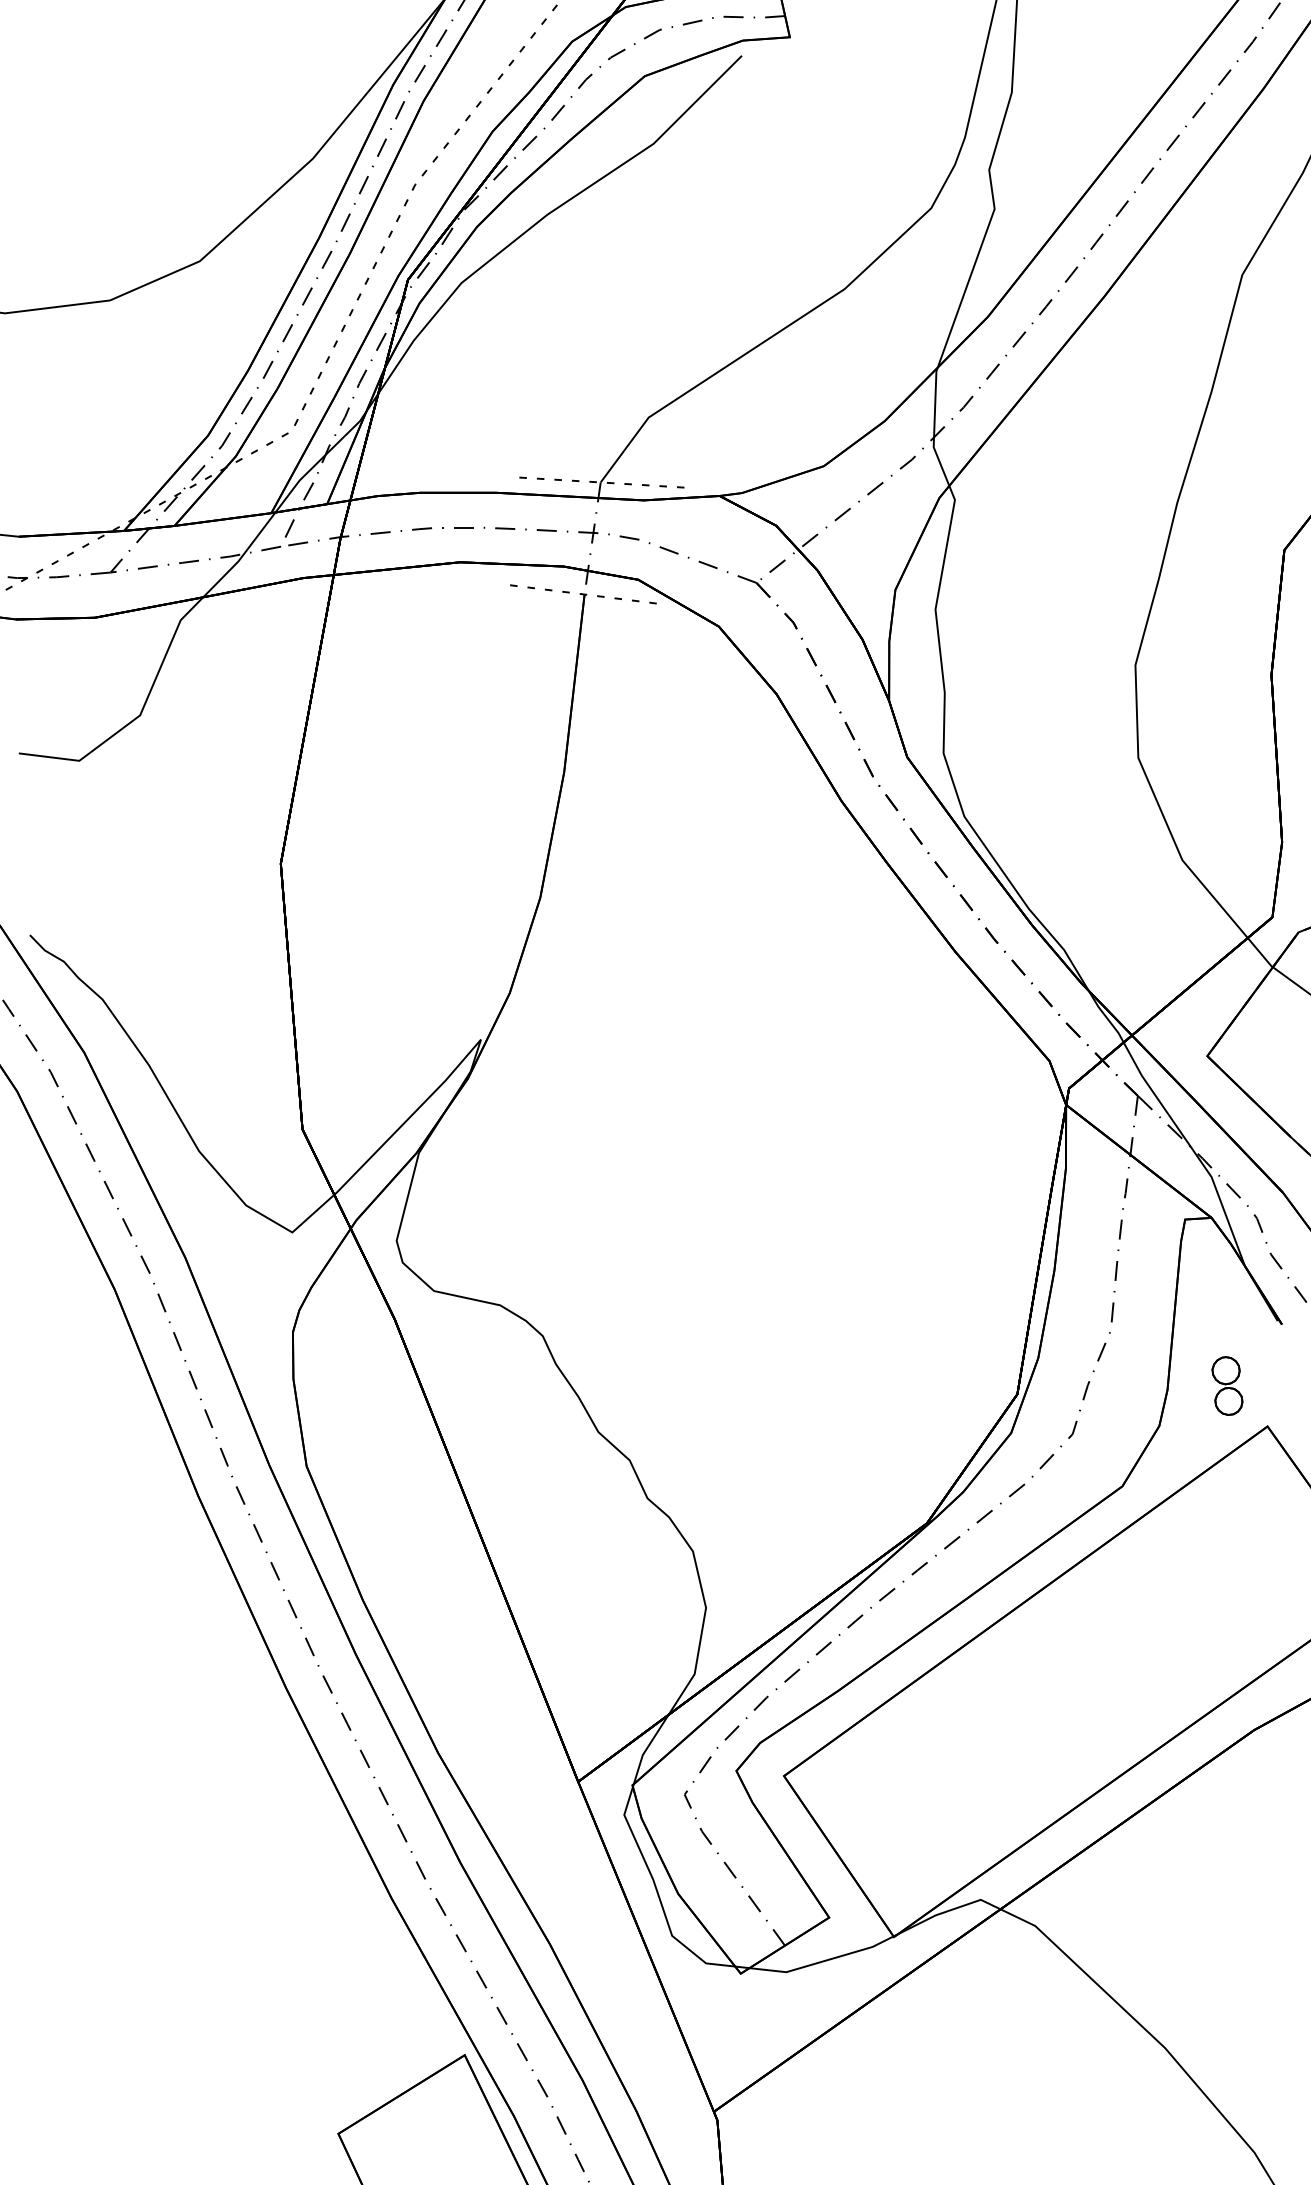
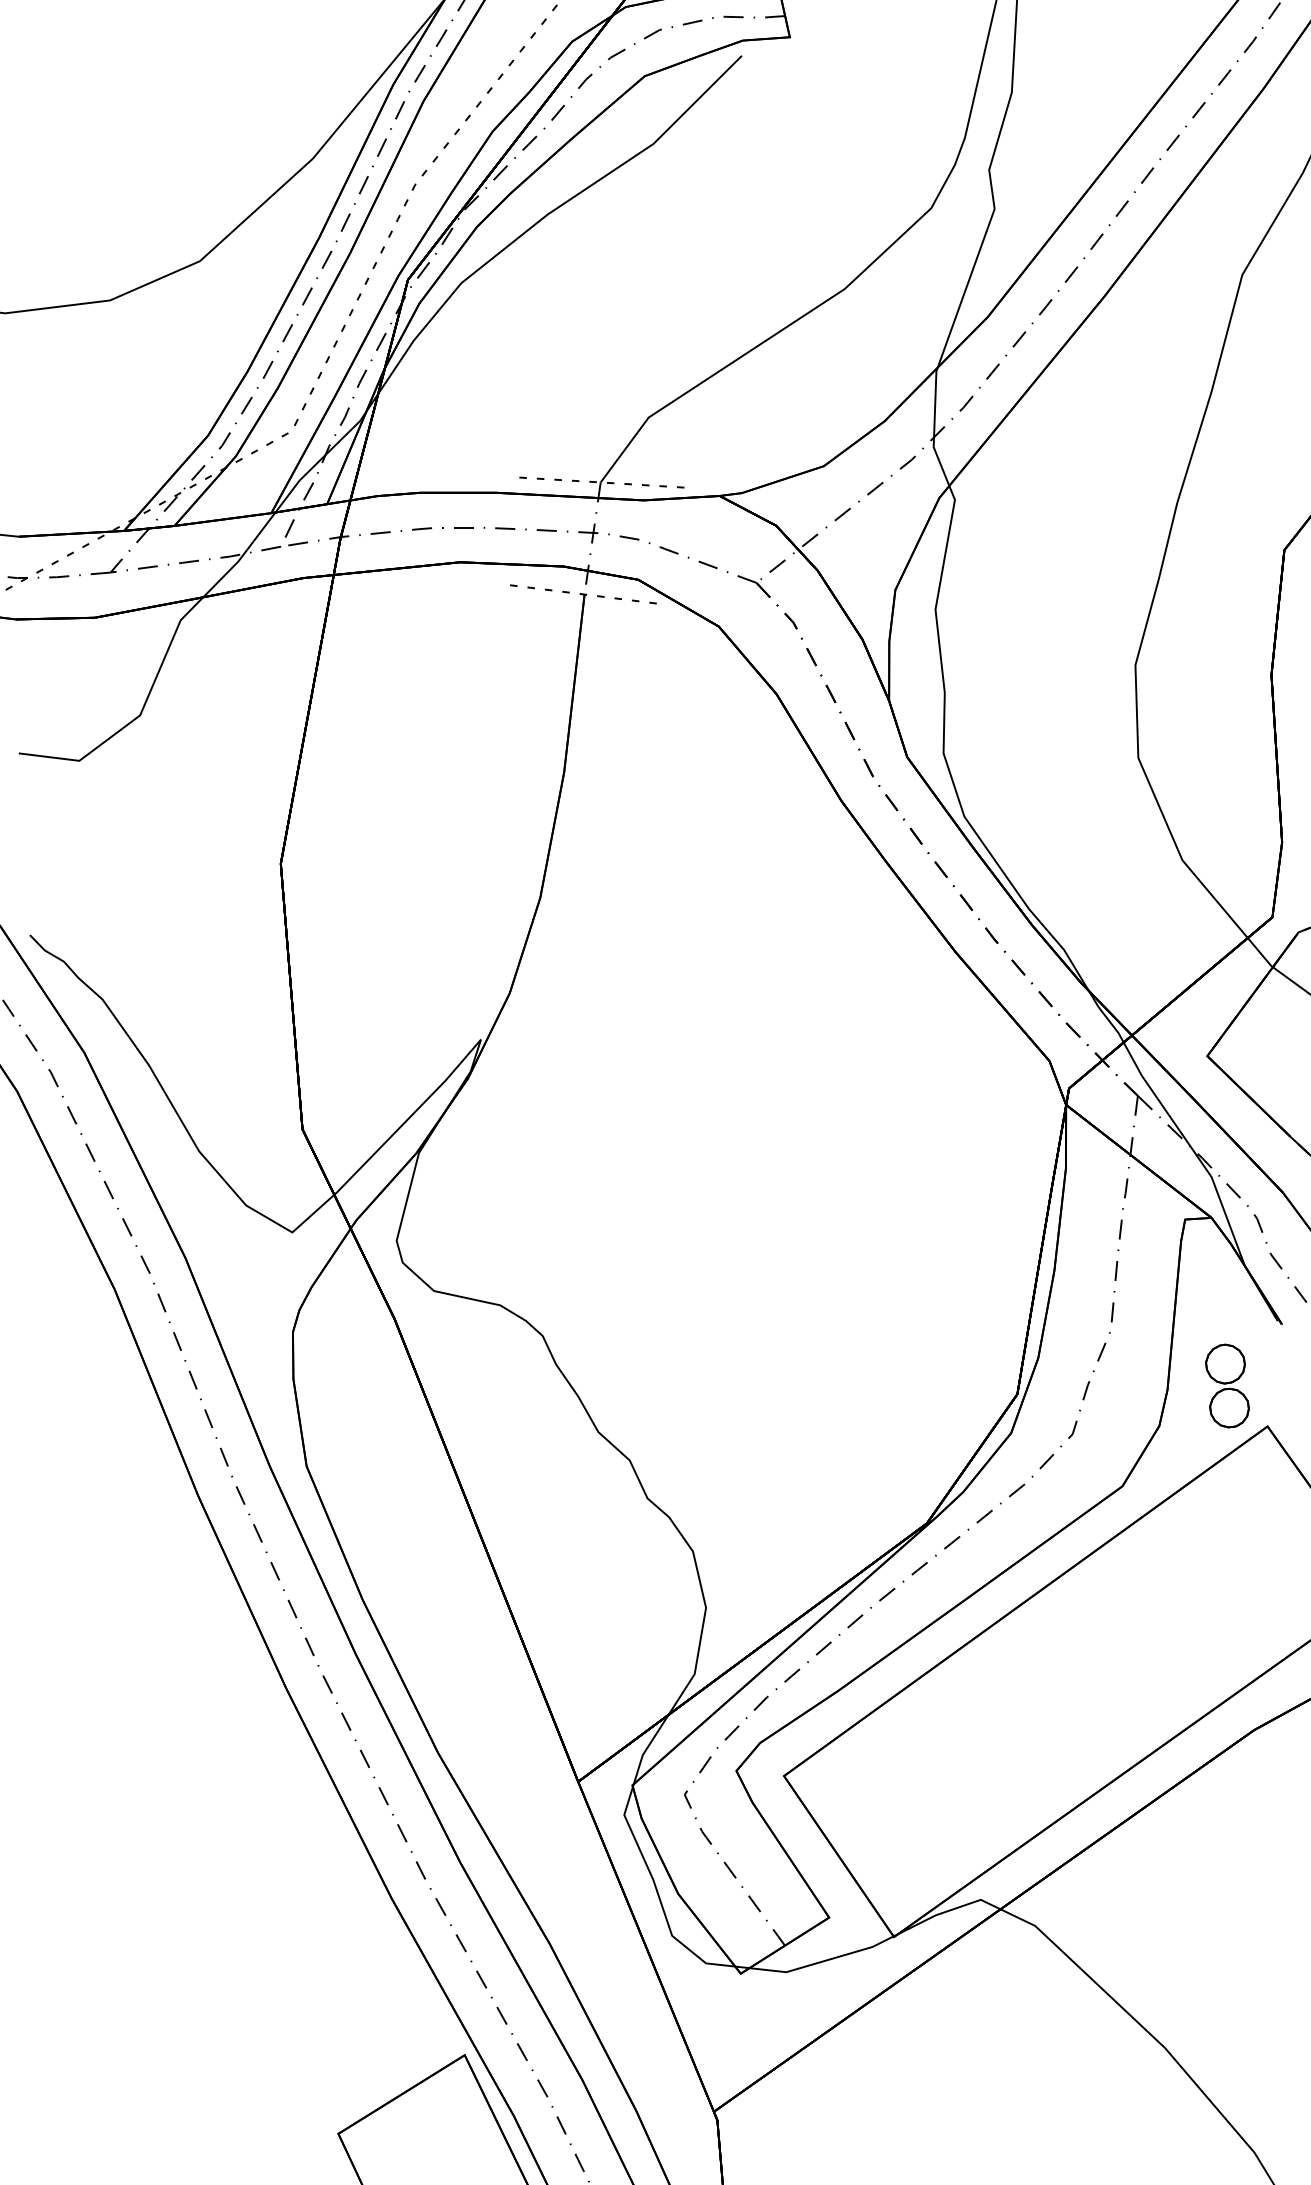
part size: 33x60 px -> 45x86 px (1227, 1385)
